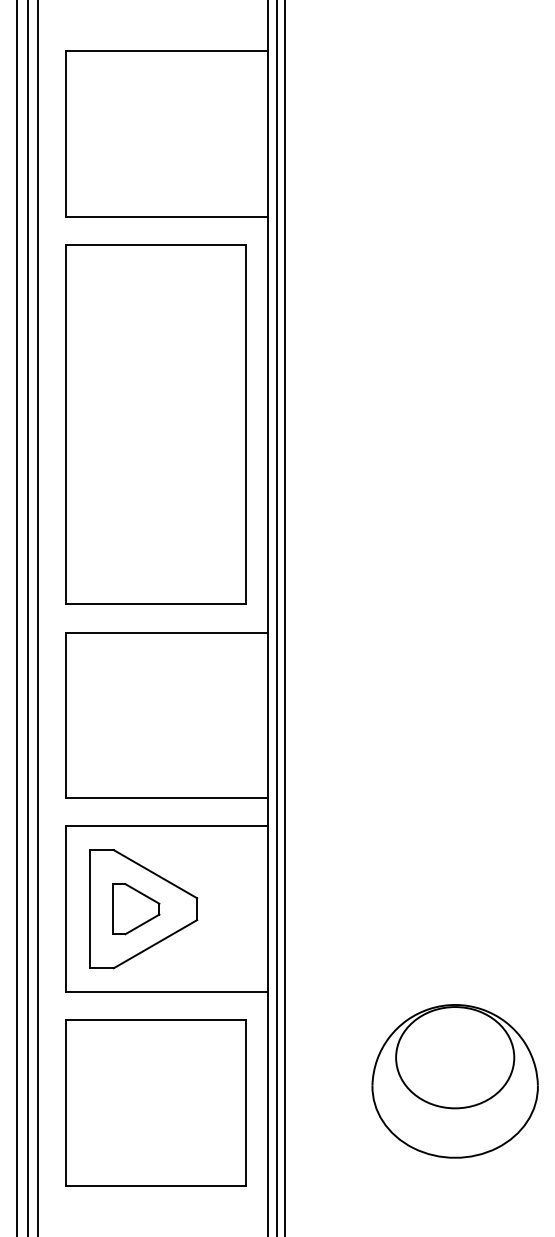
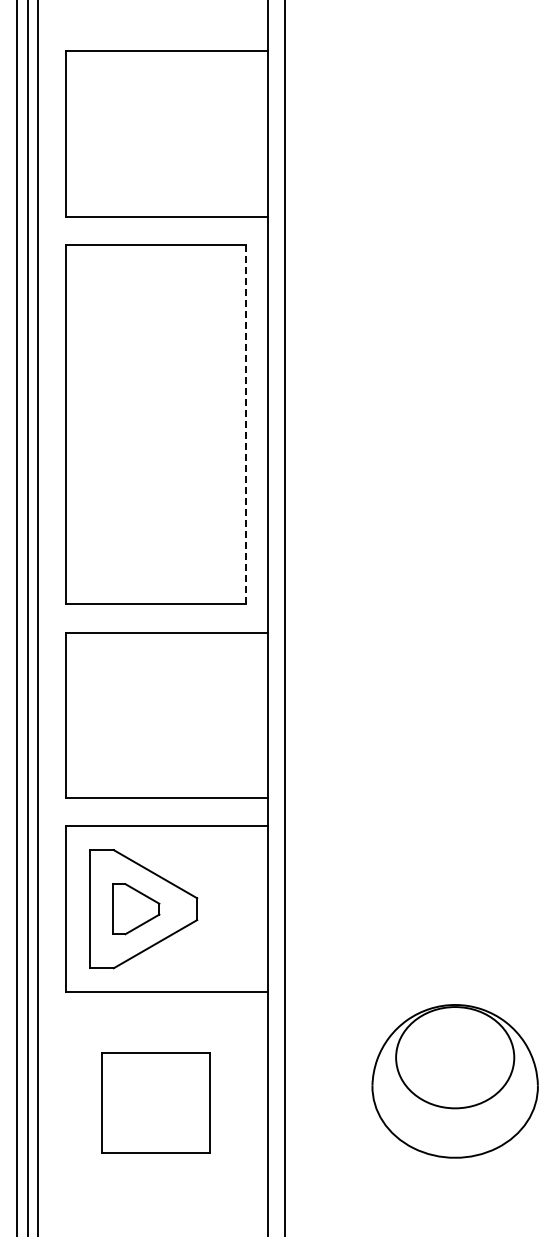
line: solid -> dashed (245, 424)
line: present -> none (276, 617)
part size: 182x168 px -> 110x102 px (155, 1102)
